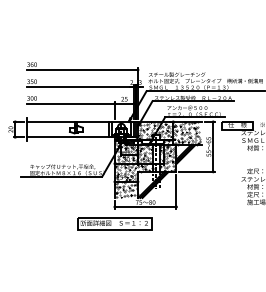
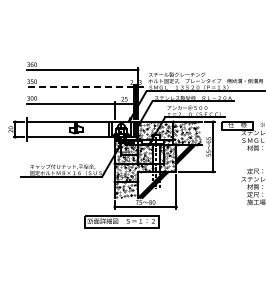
line: solid -> dashed (80, 86)
part position: (114, 223) -> (121, 221) (121, 221)
